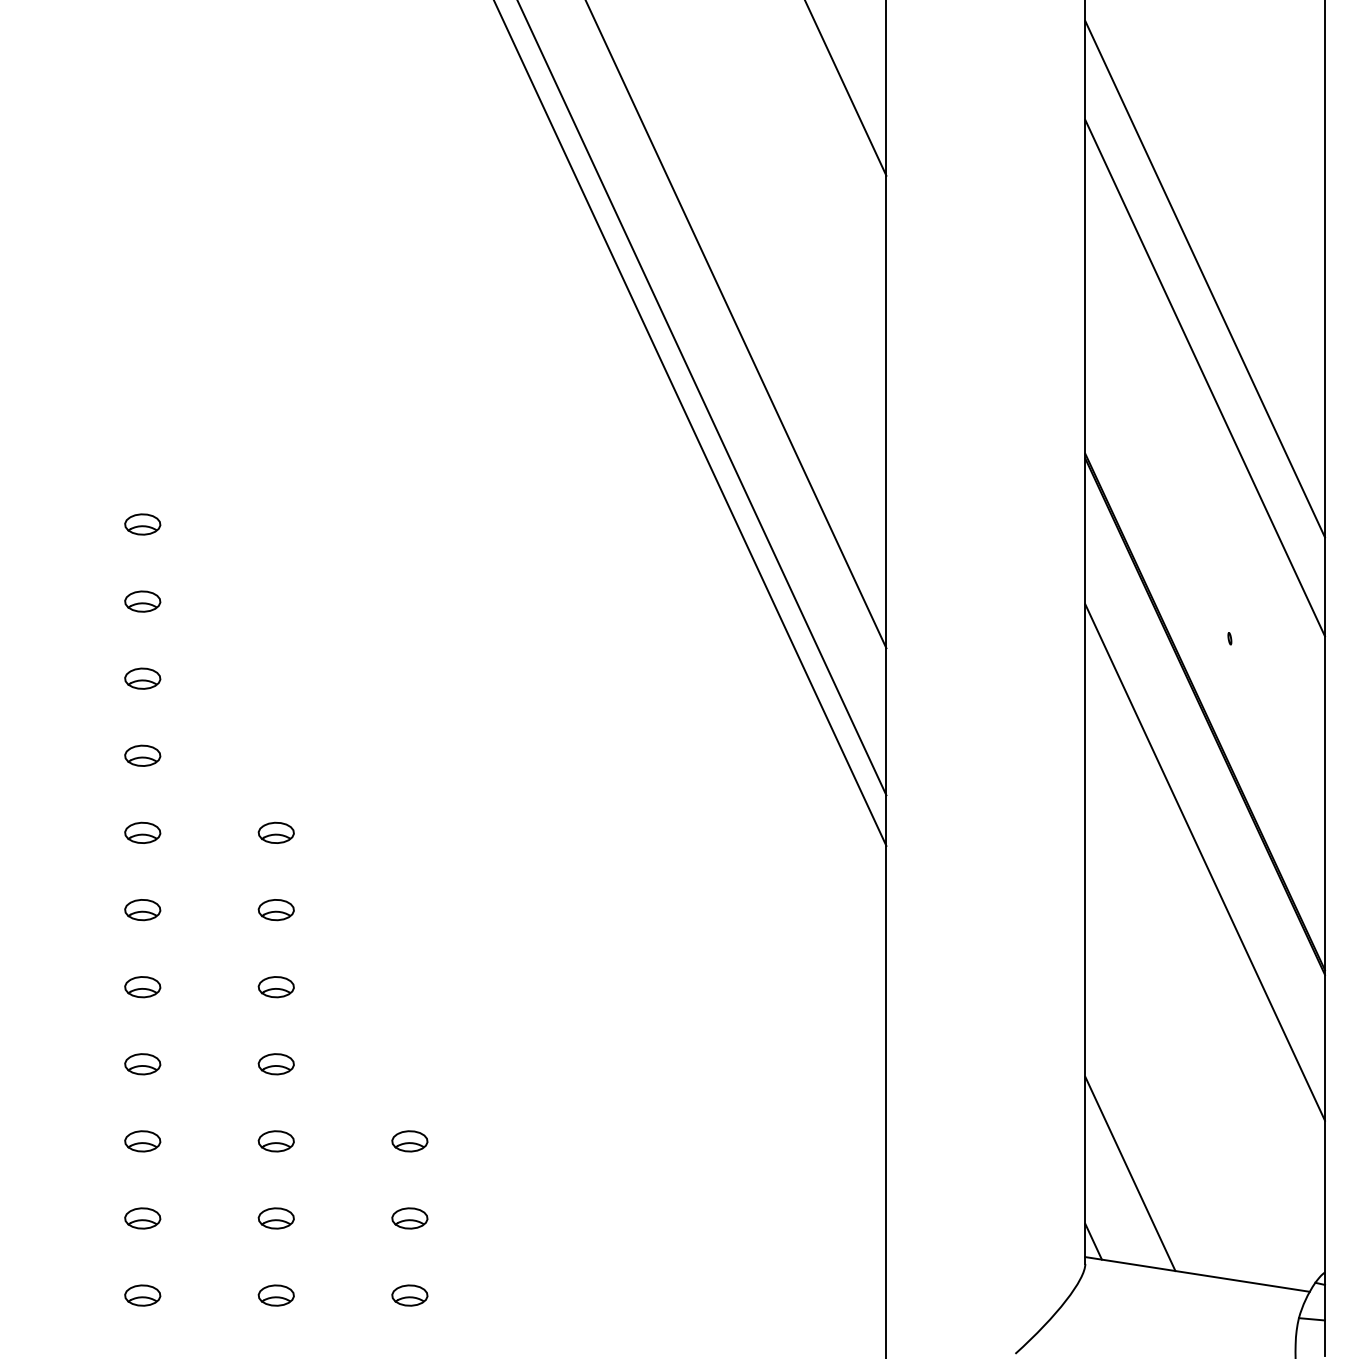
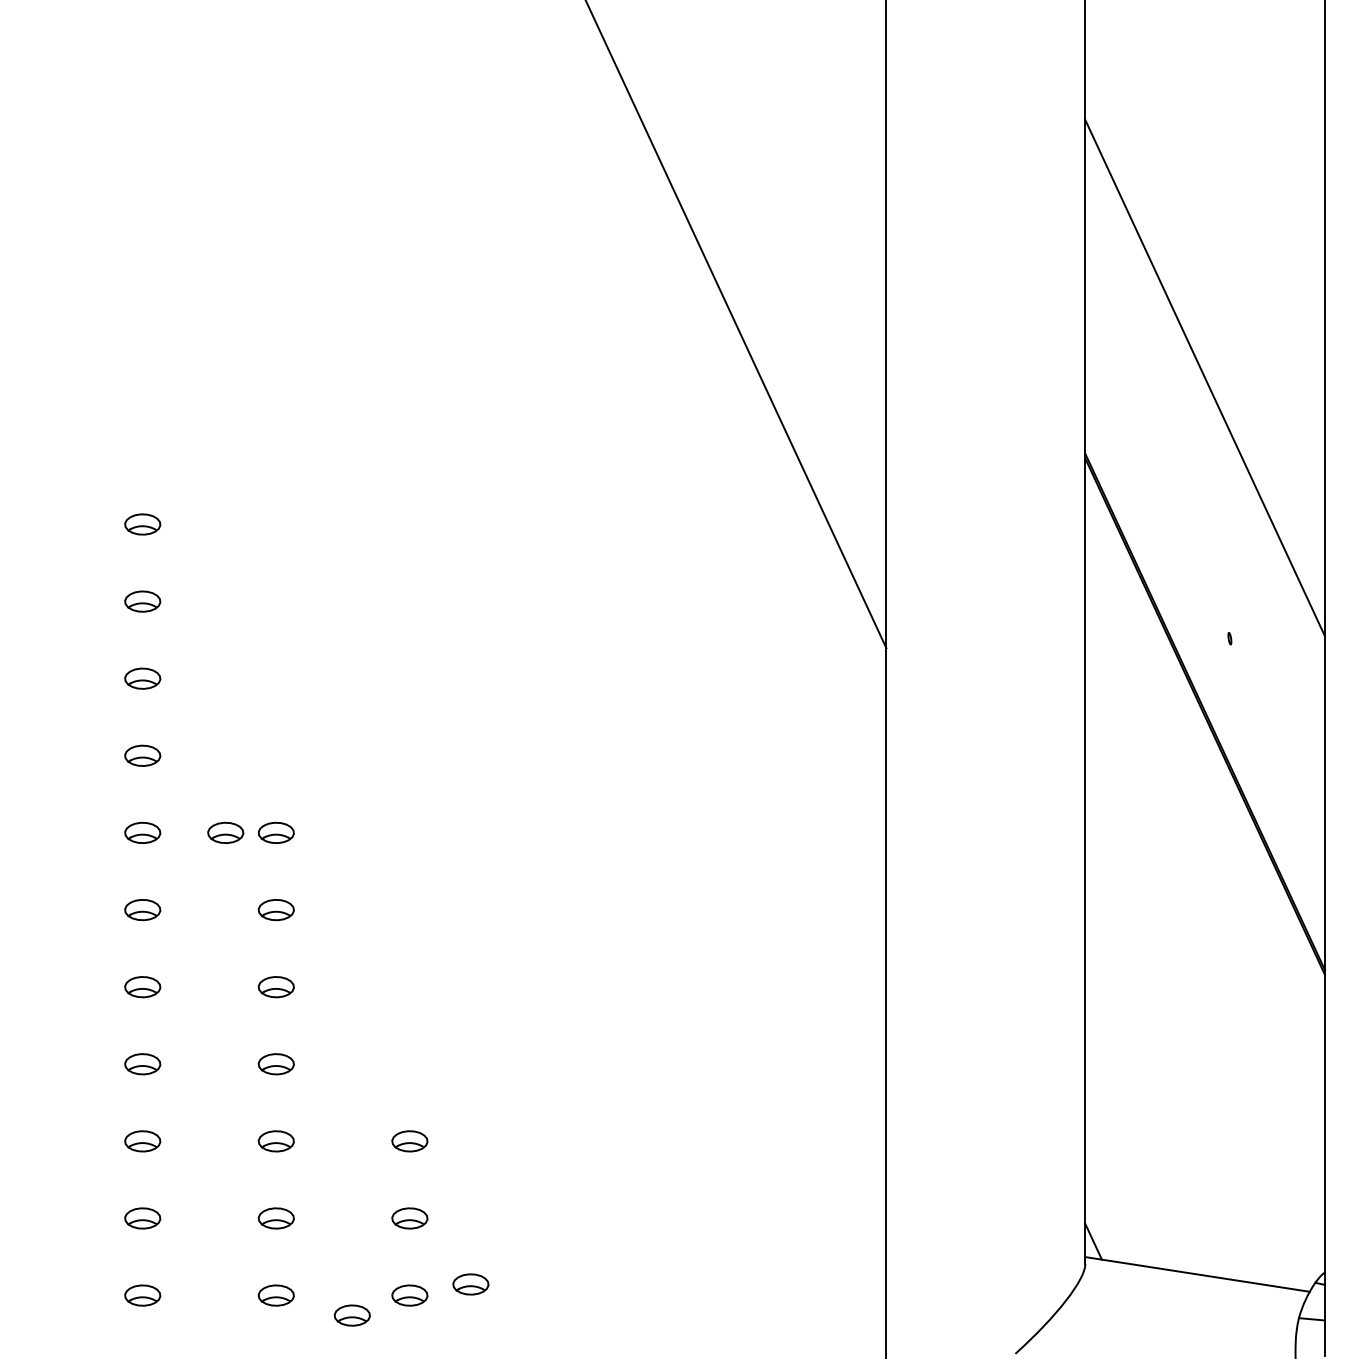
line: present -> none (846, 88)
line: present -> none (1205, 279)
line: present -> none (702, 398)
line: present -> none (690, 423)
part: none -> present (225, 832)
line: present -> none (1205, 862)
line: present -> none (1130, 1173)
part: none -> present (470, 1284)
part: none -> present (351, 1315)
